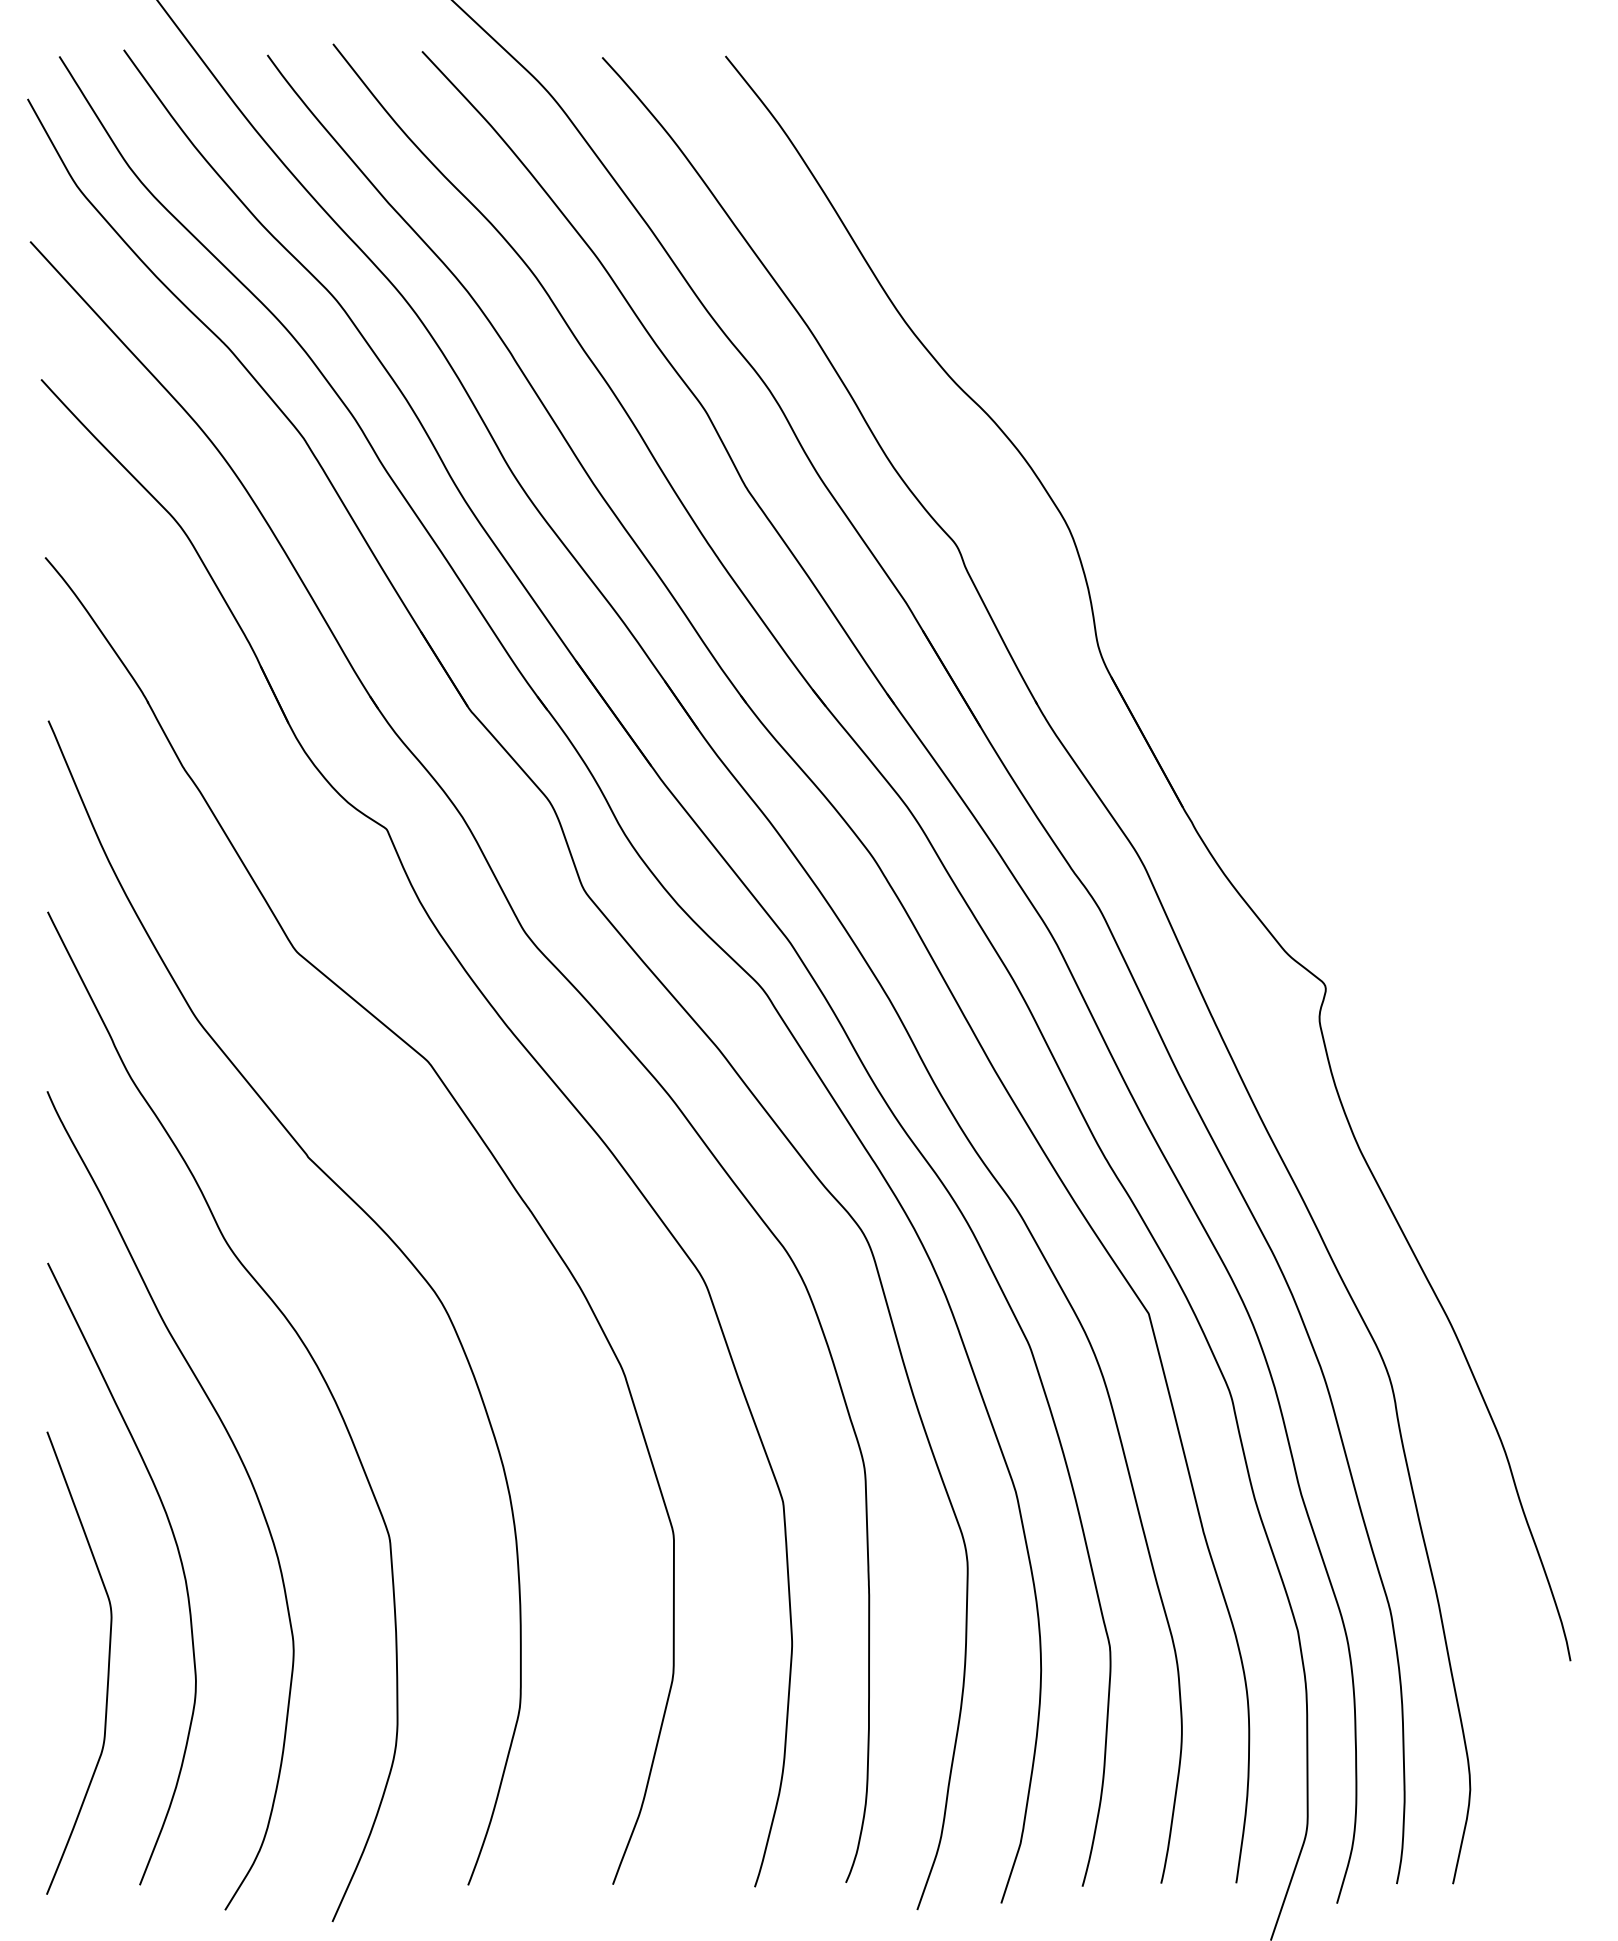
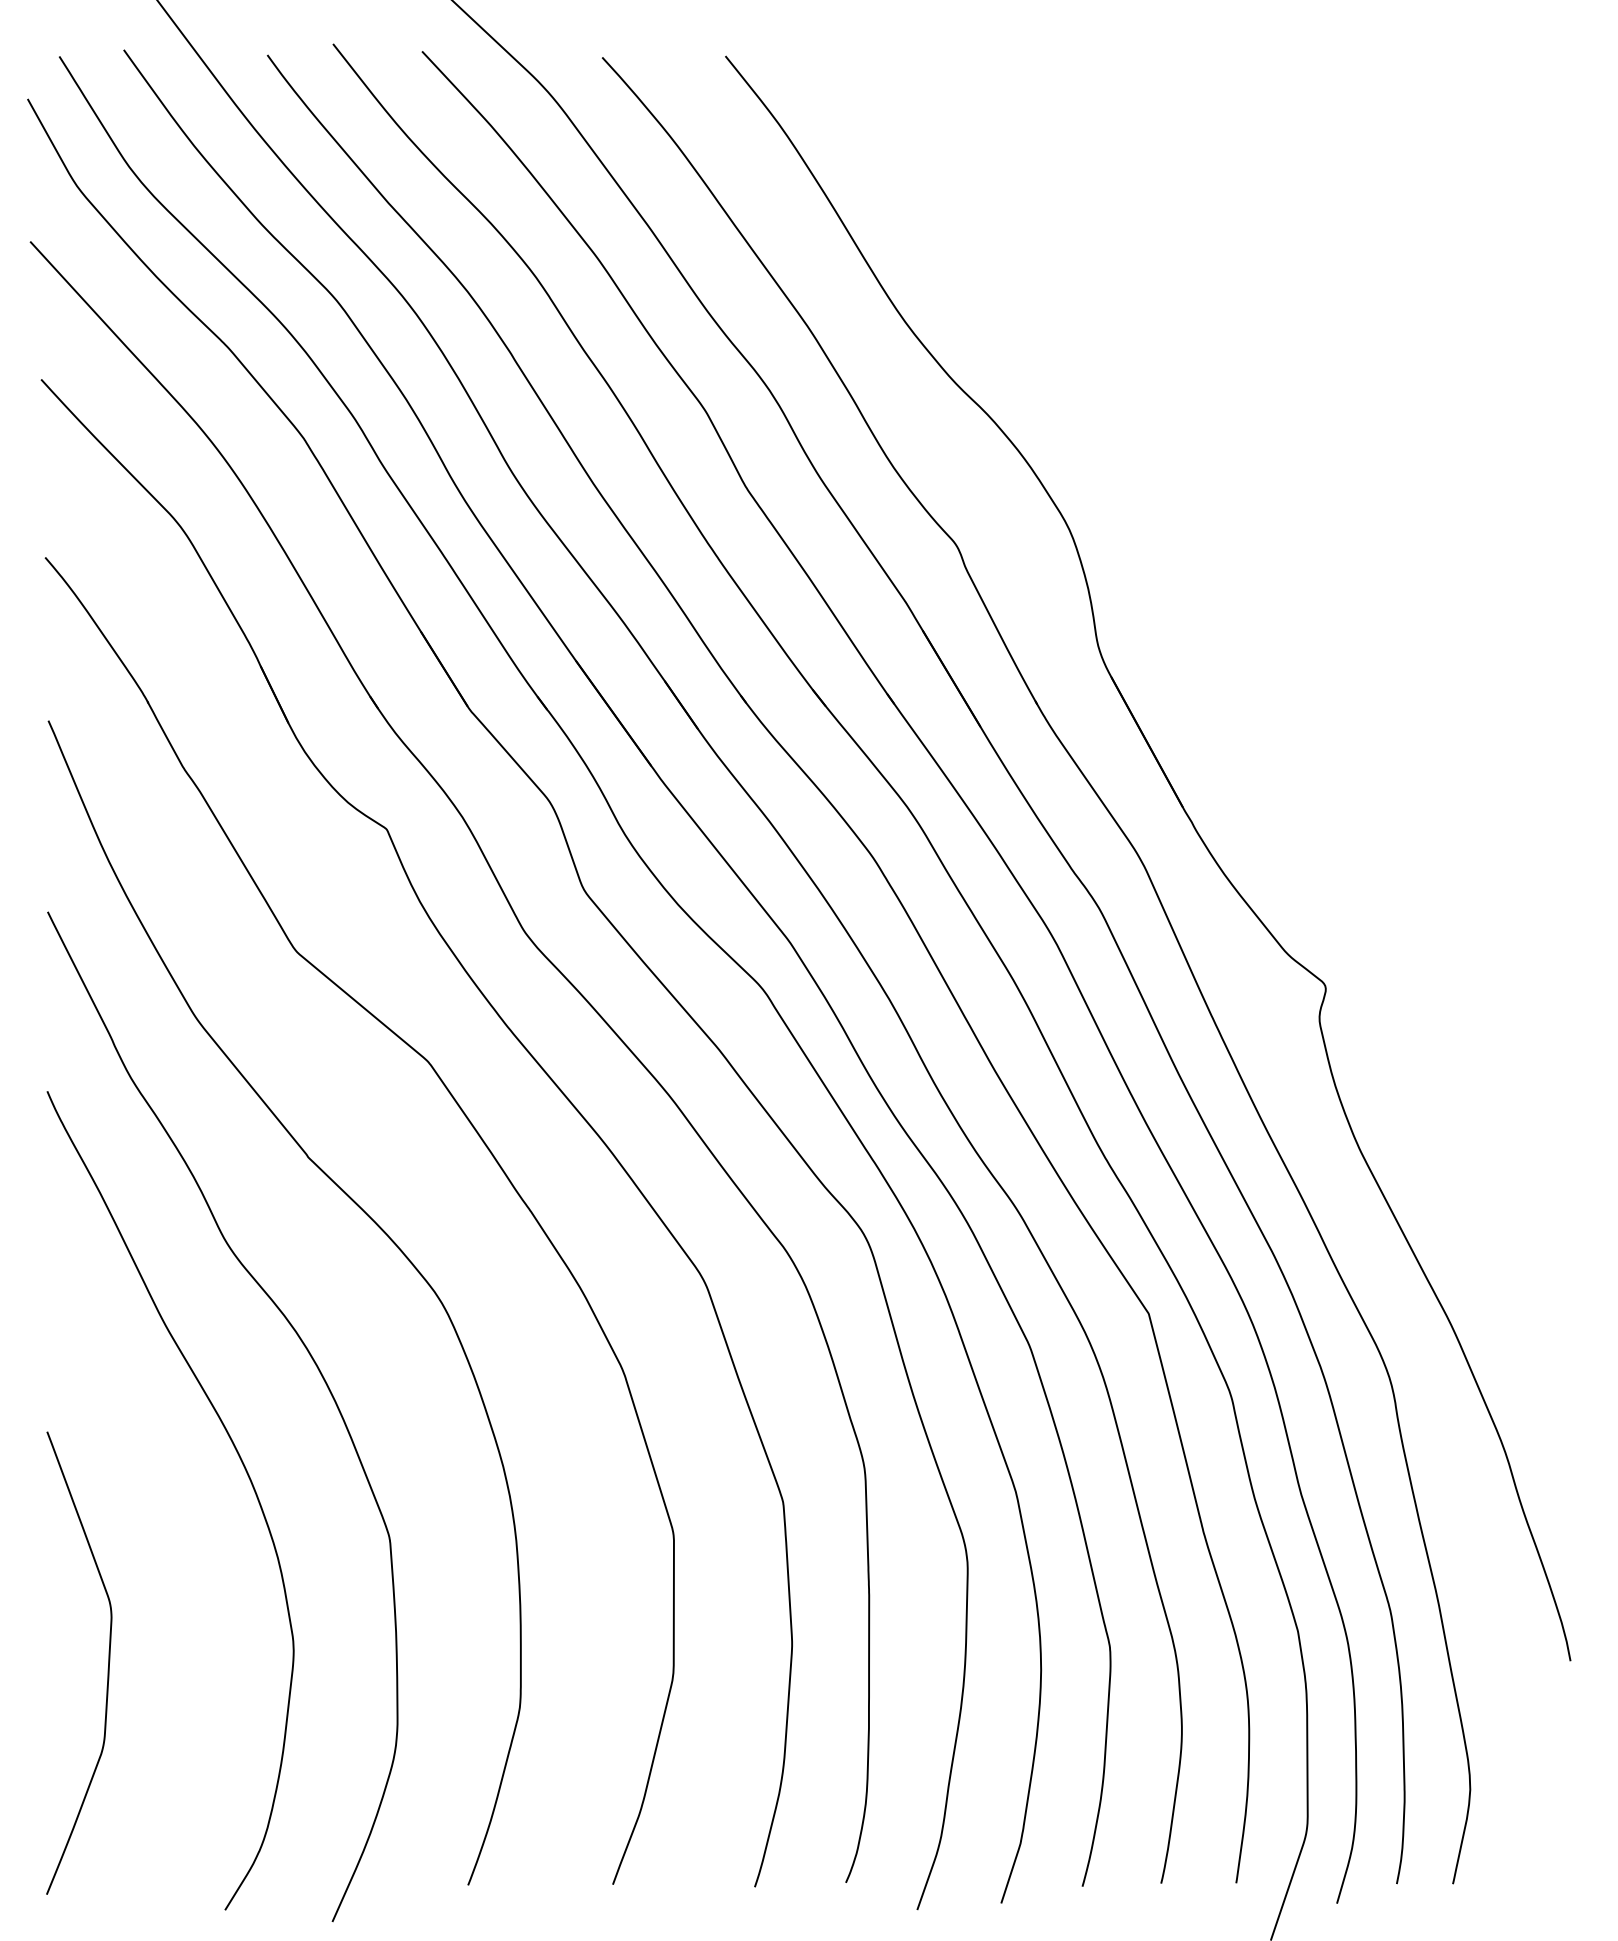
curve: present -> none (179, 1559)
